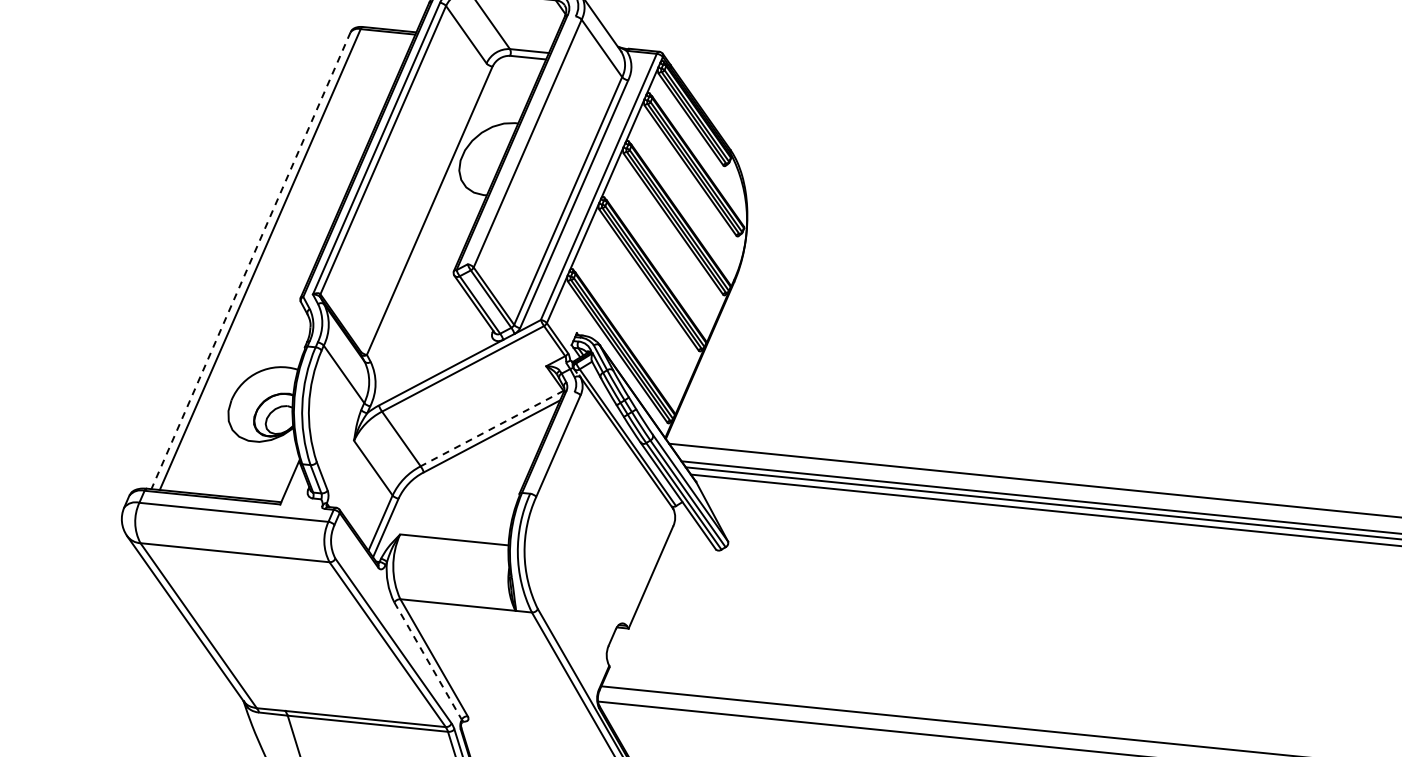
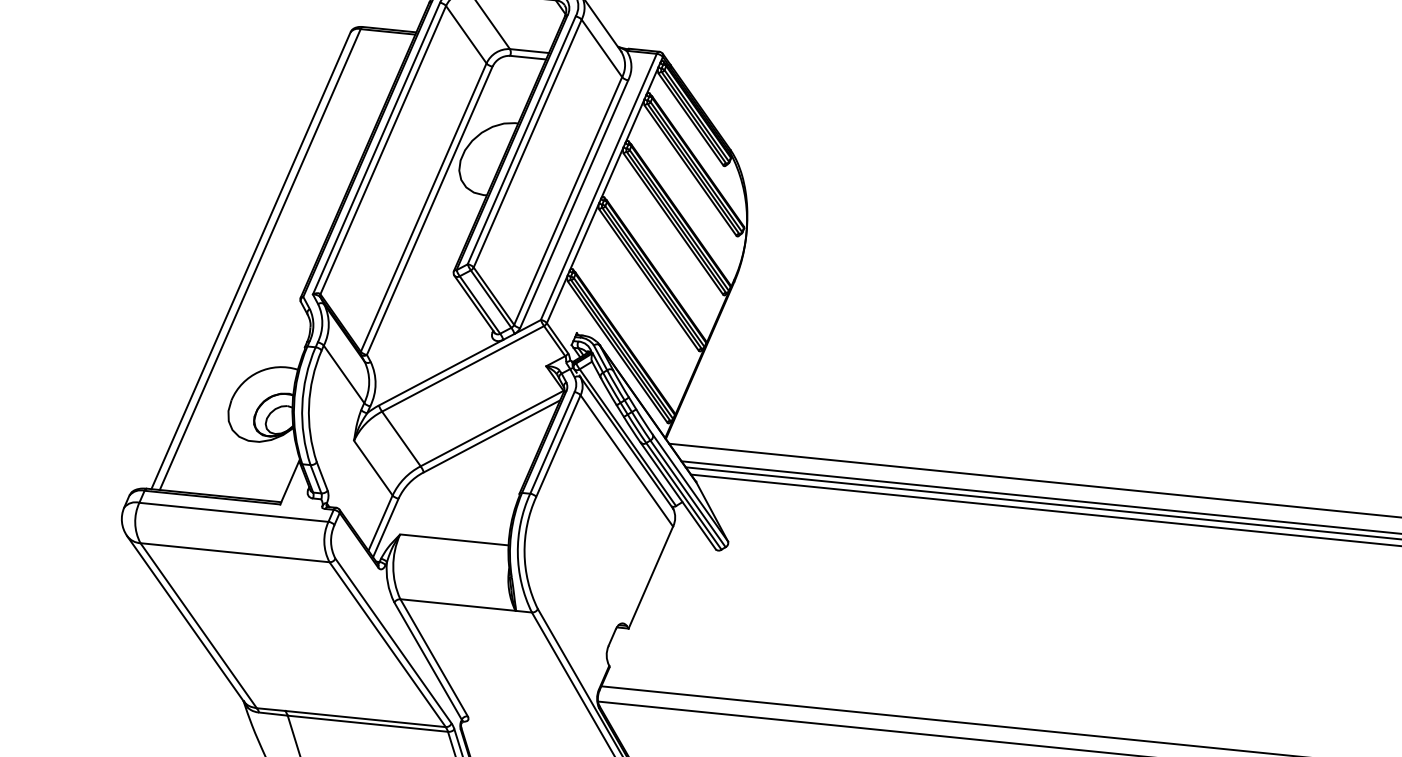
line: none -> present (521, 140)
line: none -> present (423, 207)
line: dashed -> solid (250, 261)
line: dashed -> solid (492, 428)
line: none -> present (552, 442)
line: none -> present (626, 460)
line: dashed -> solid (428, 661)
